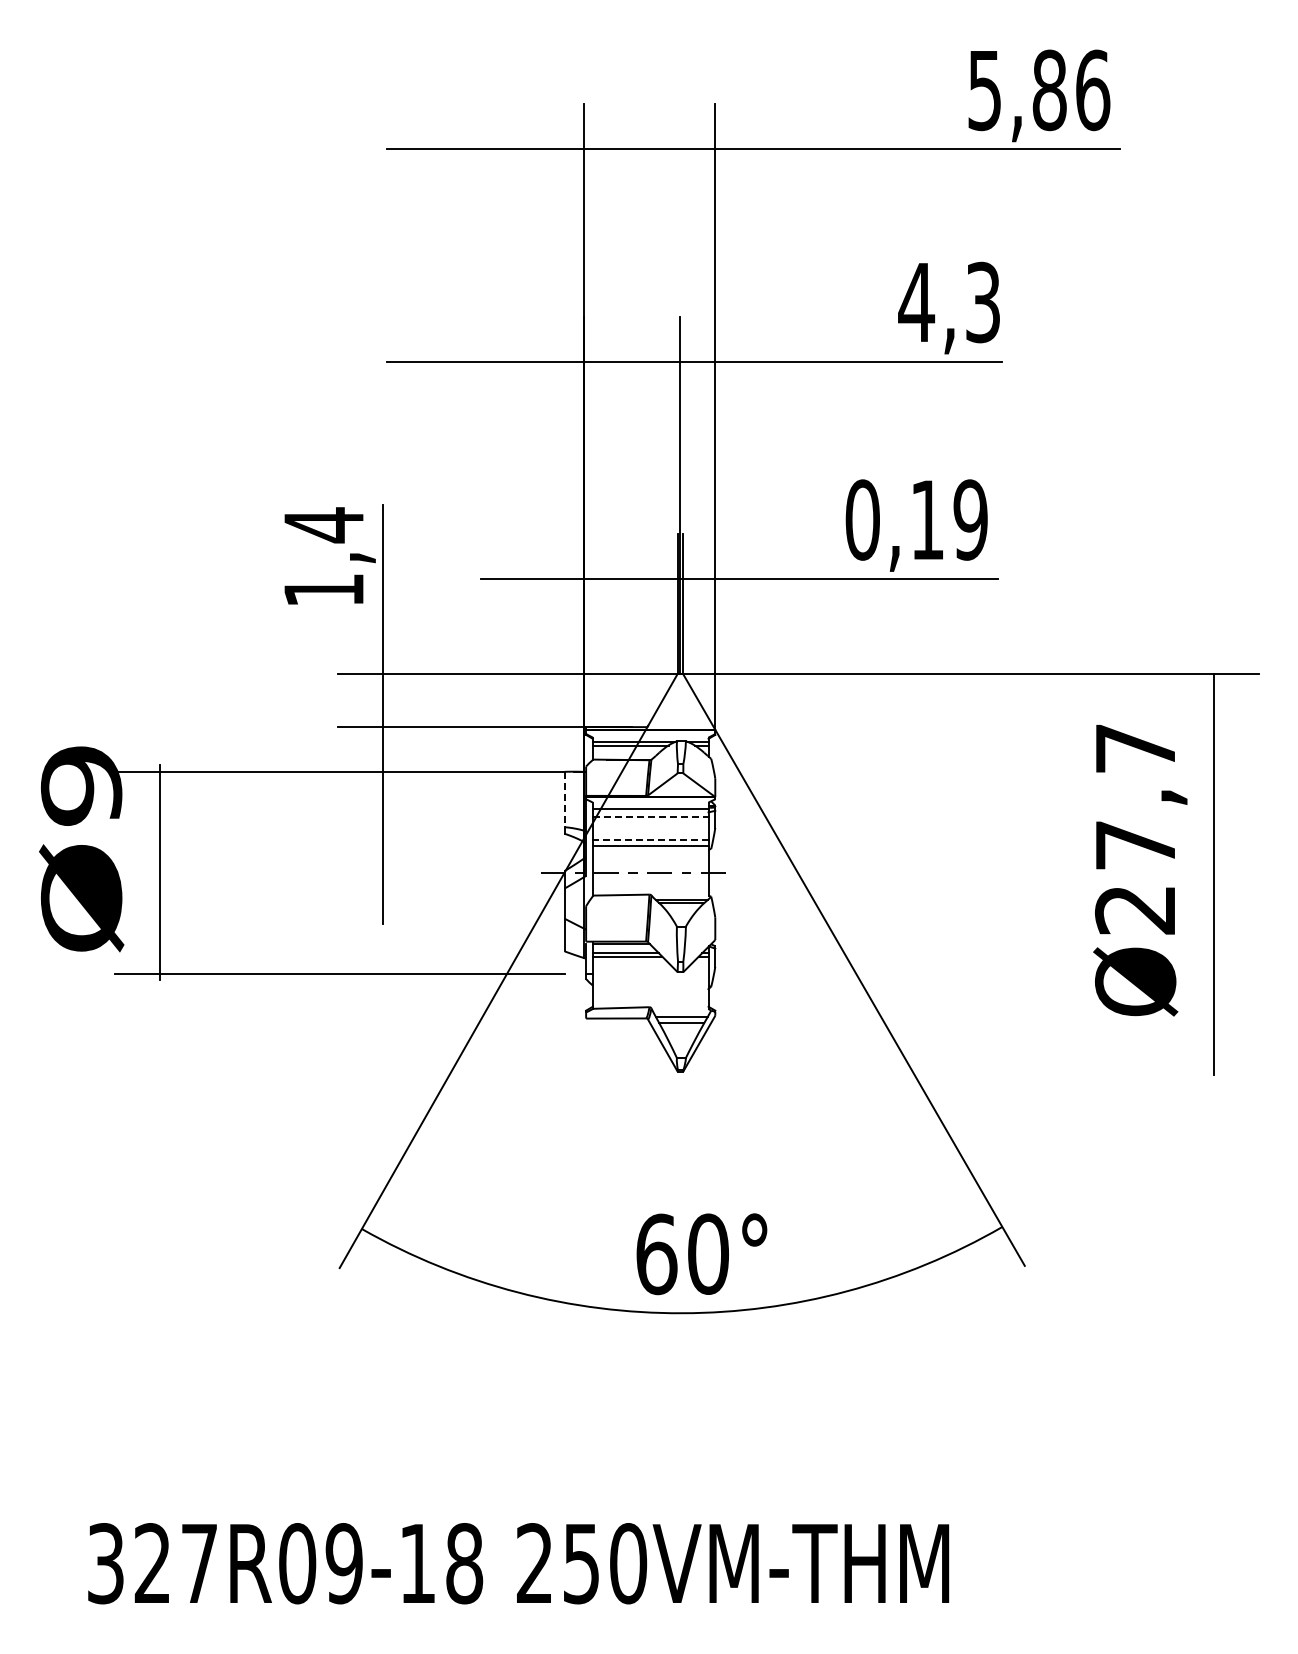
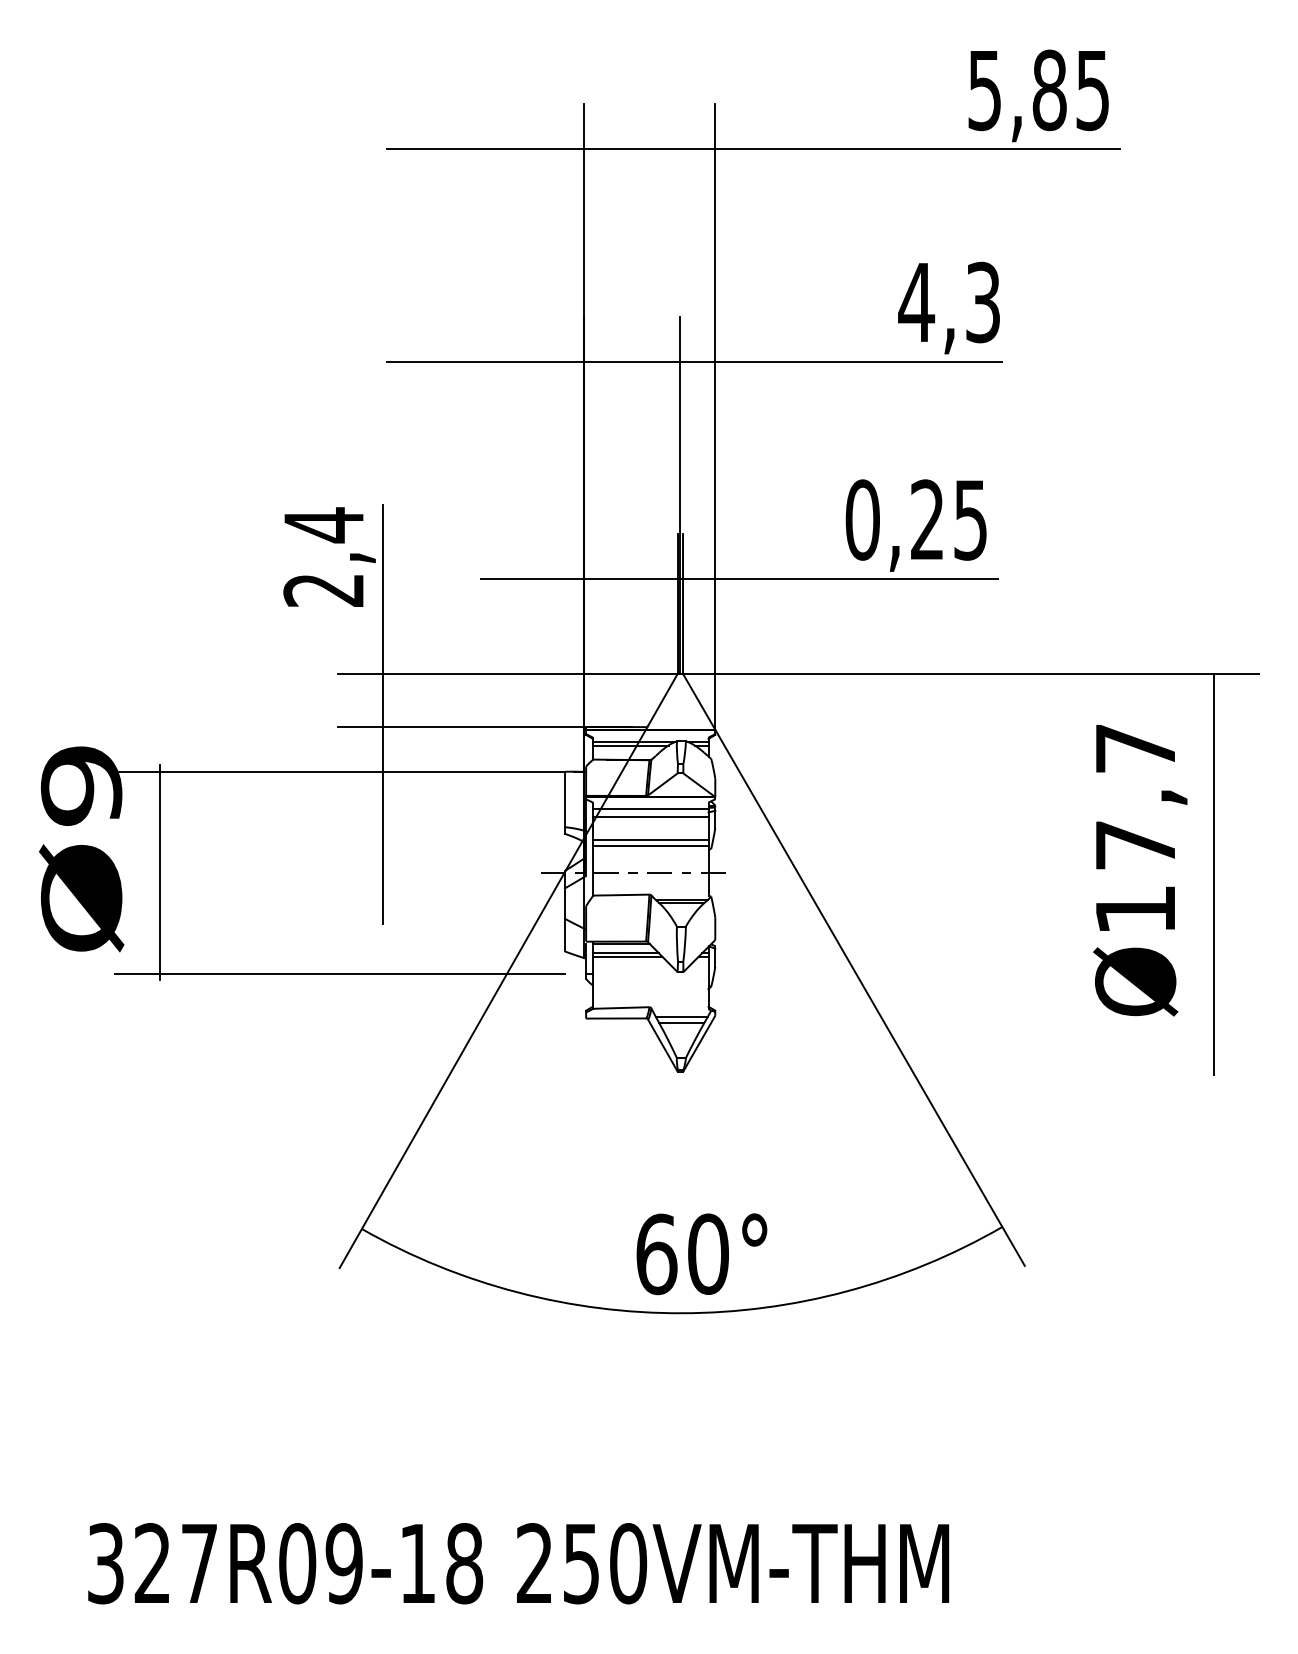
text: 5,86 -> 5,85 (1093, 90)
text: 0,19 -> 0,25 (949, 519)
text: 1,4 -> 2,4 (323, 590)
line: dashed -> solid (564, 799)
line: dashed -> solid (650, 816)
line: dashed -> solid (650, 840)
text: Ø27,7 -> Ø17,7 (1134, 910)
